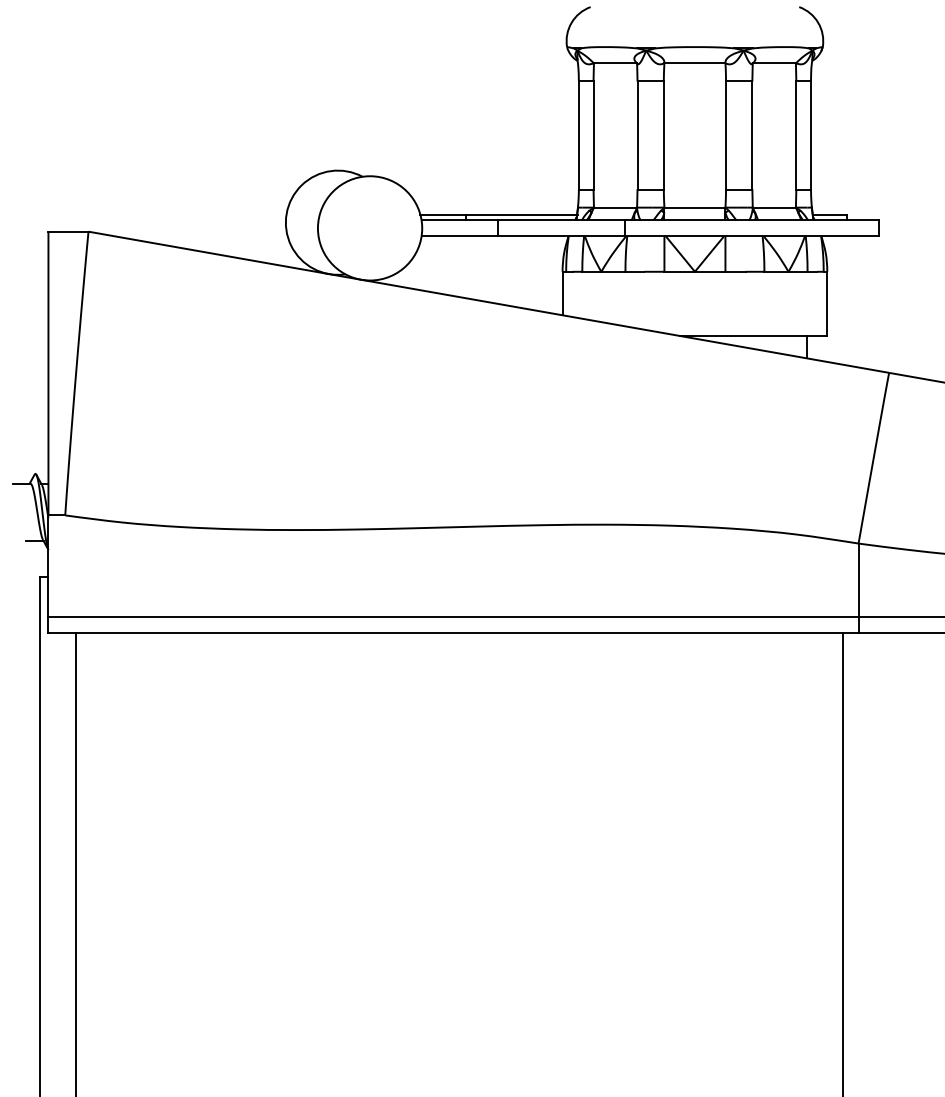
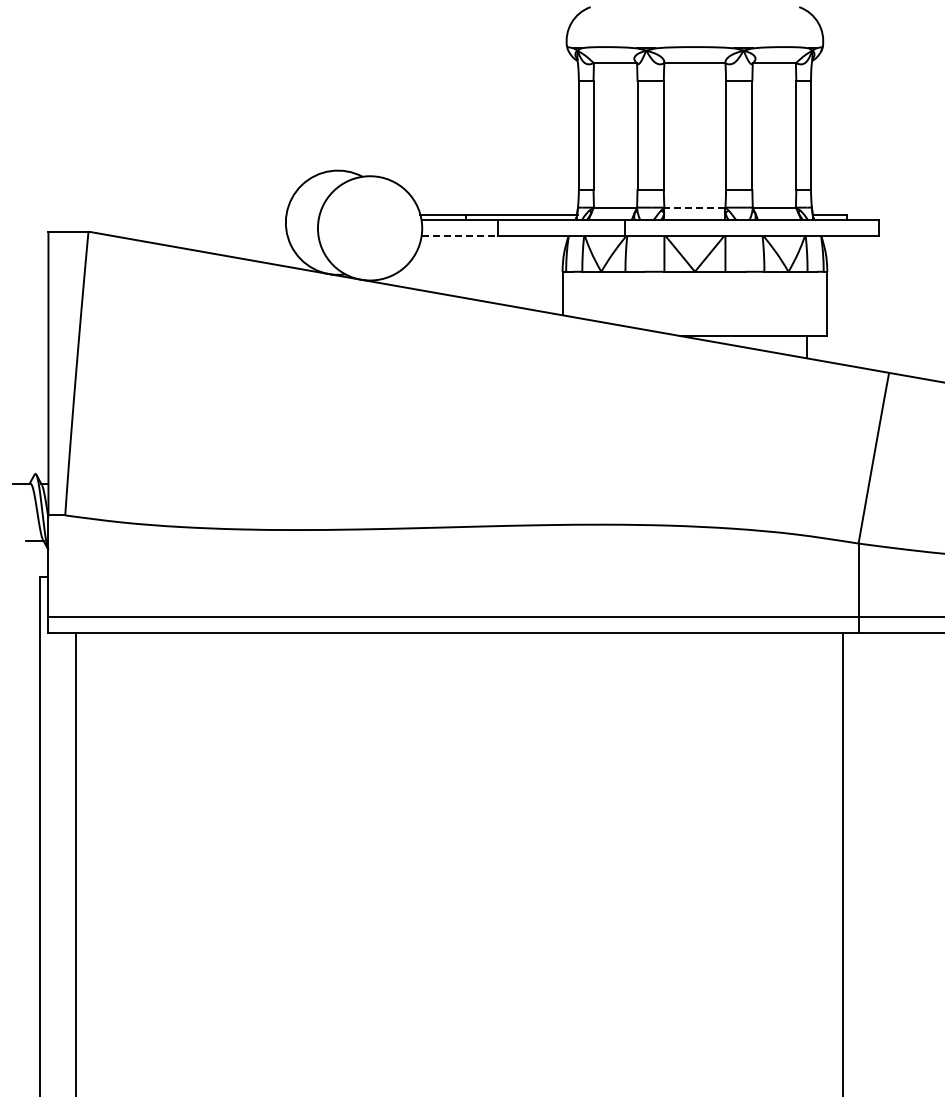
line: solid -> dashed (694, 207)
line: solid -> dashed (460, 236)
